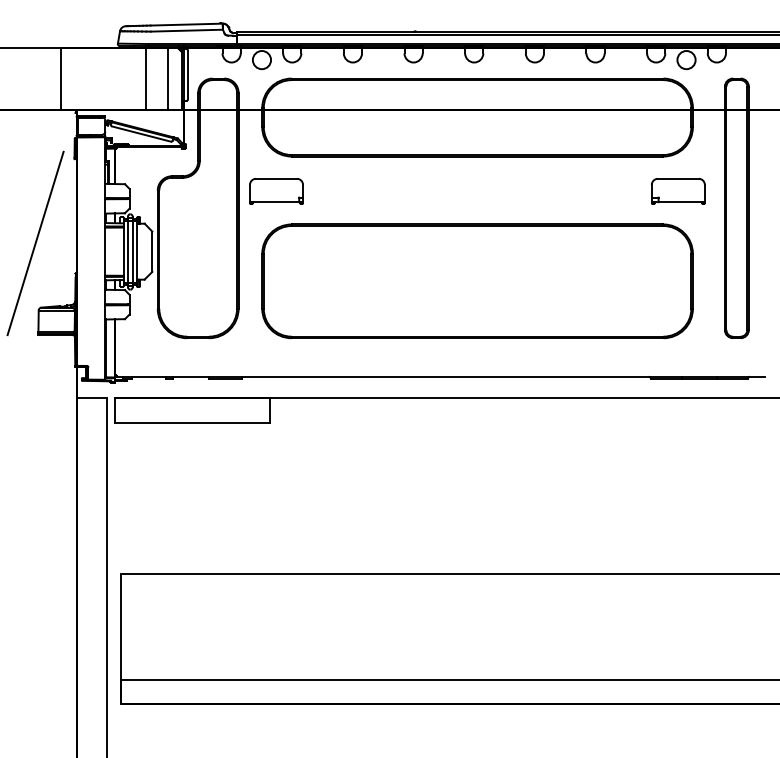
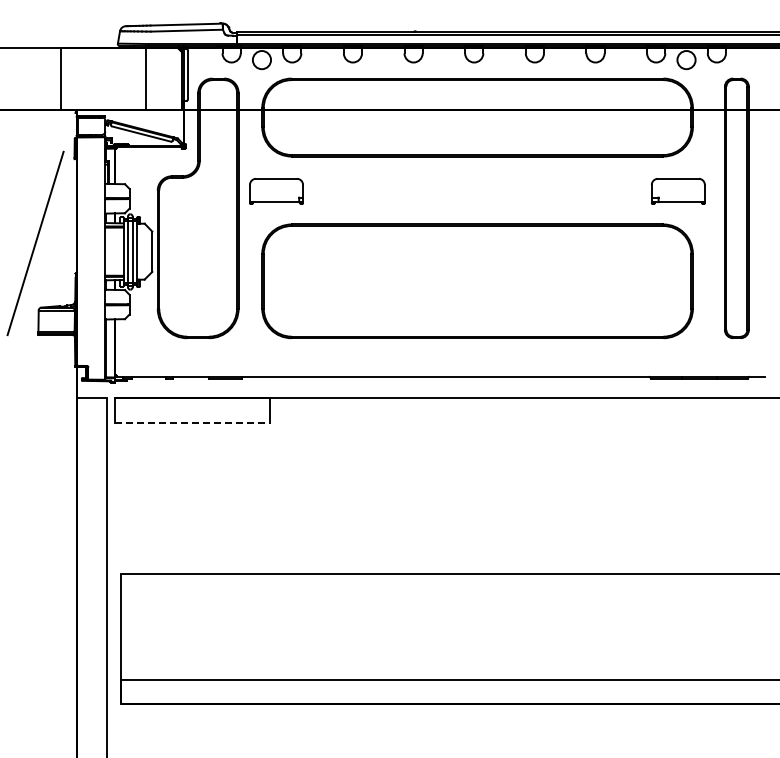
line: present -> none (167, 78)
line: solid -> dashed (193, 422)
